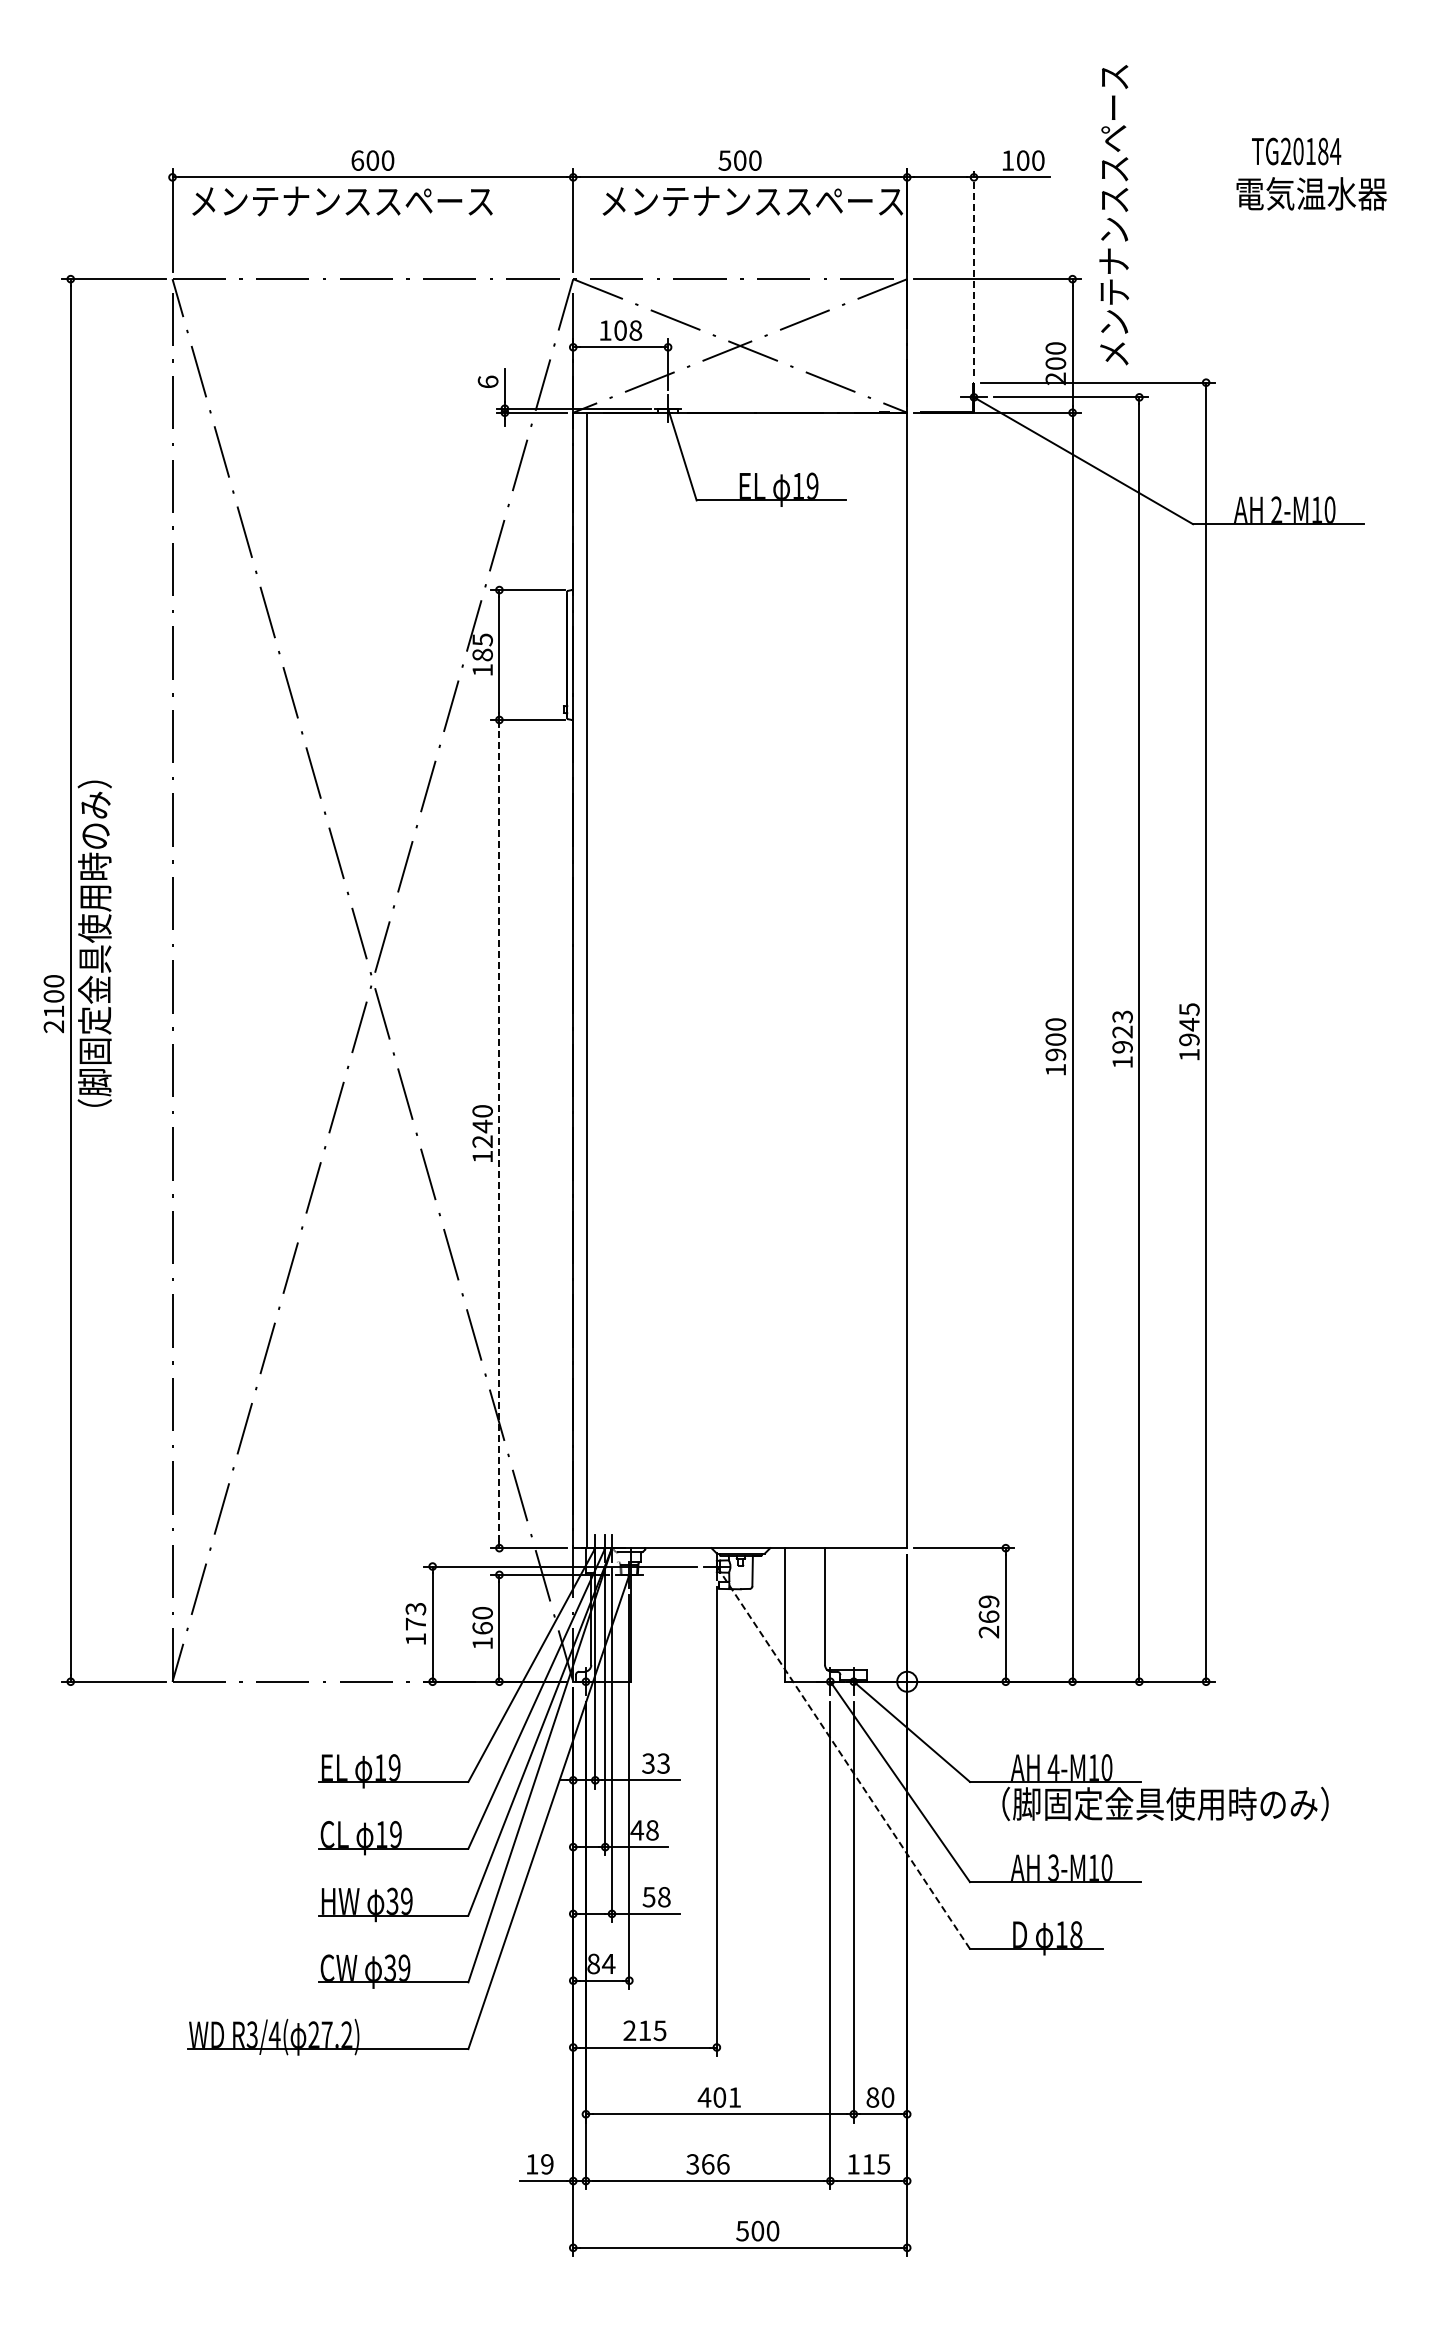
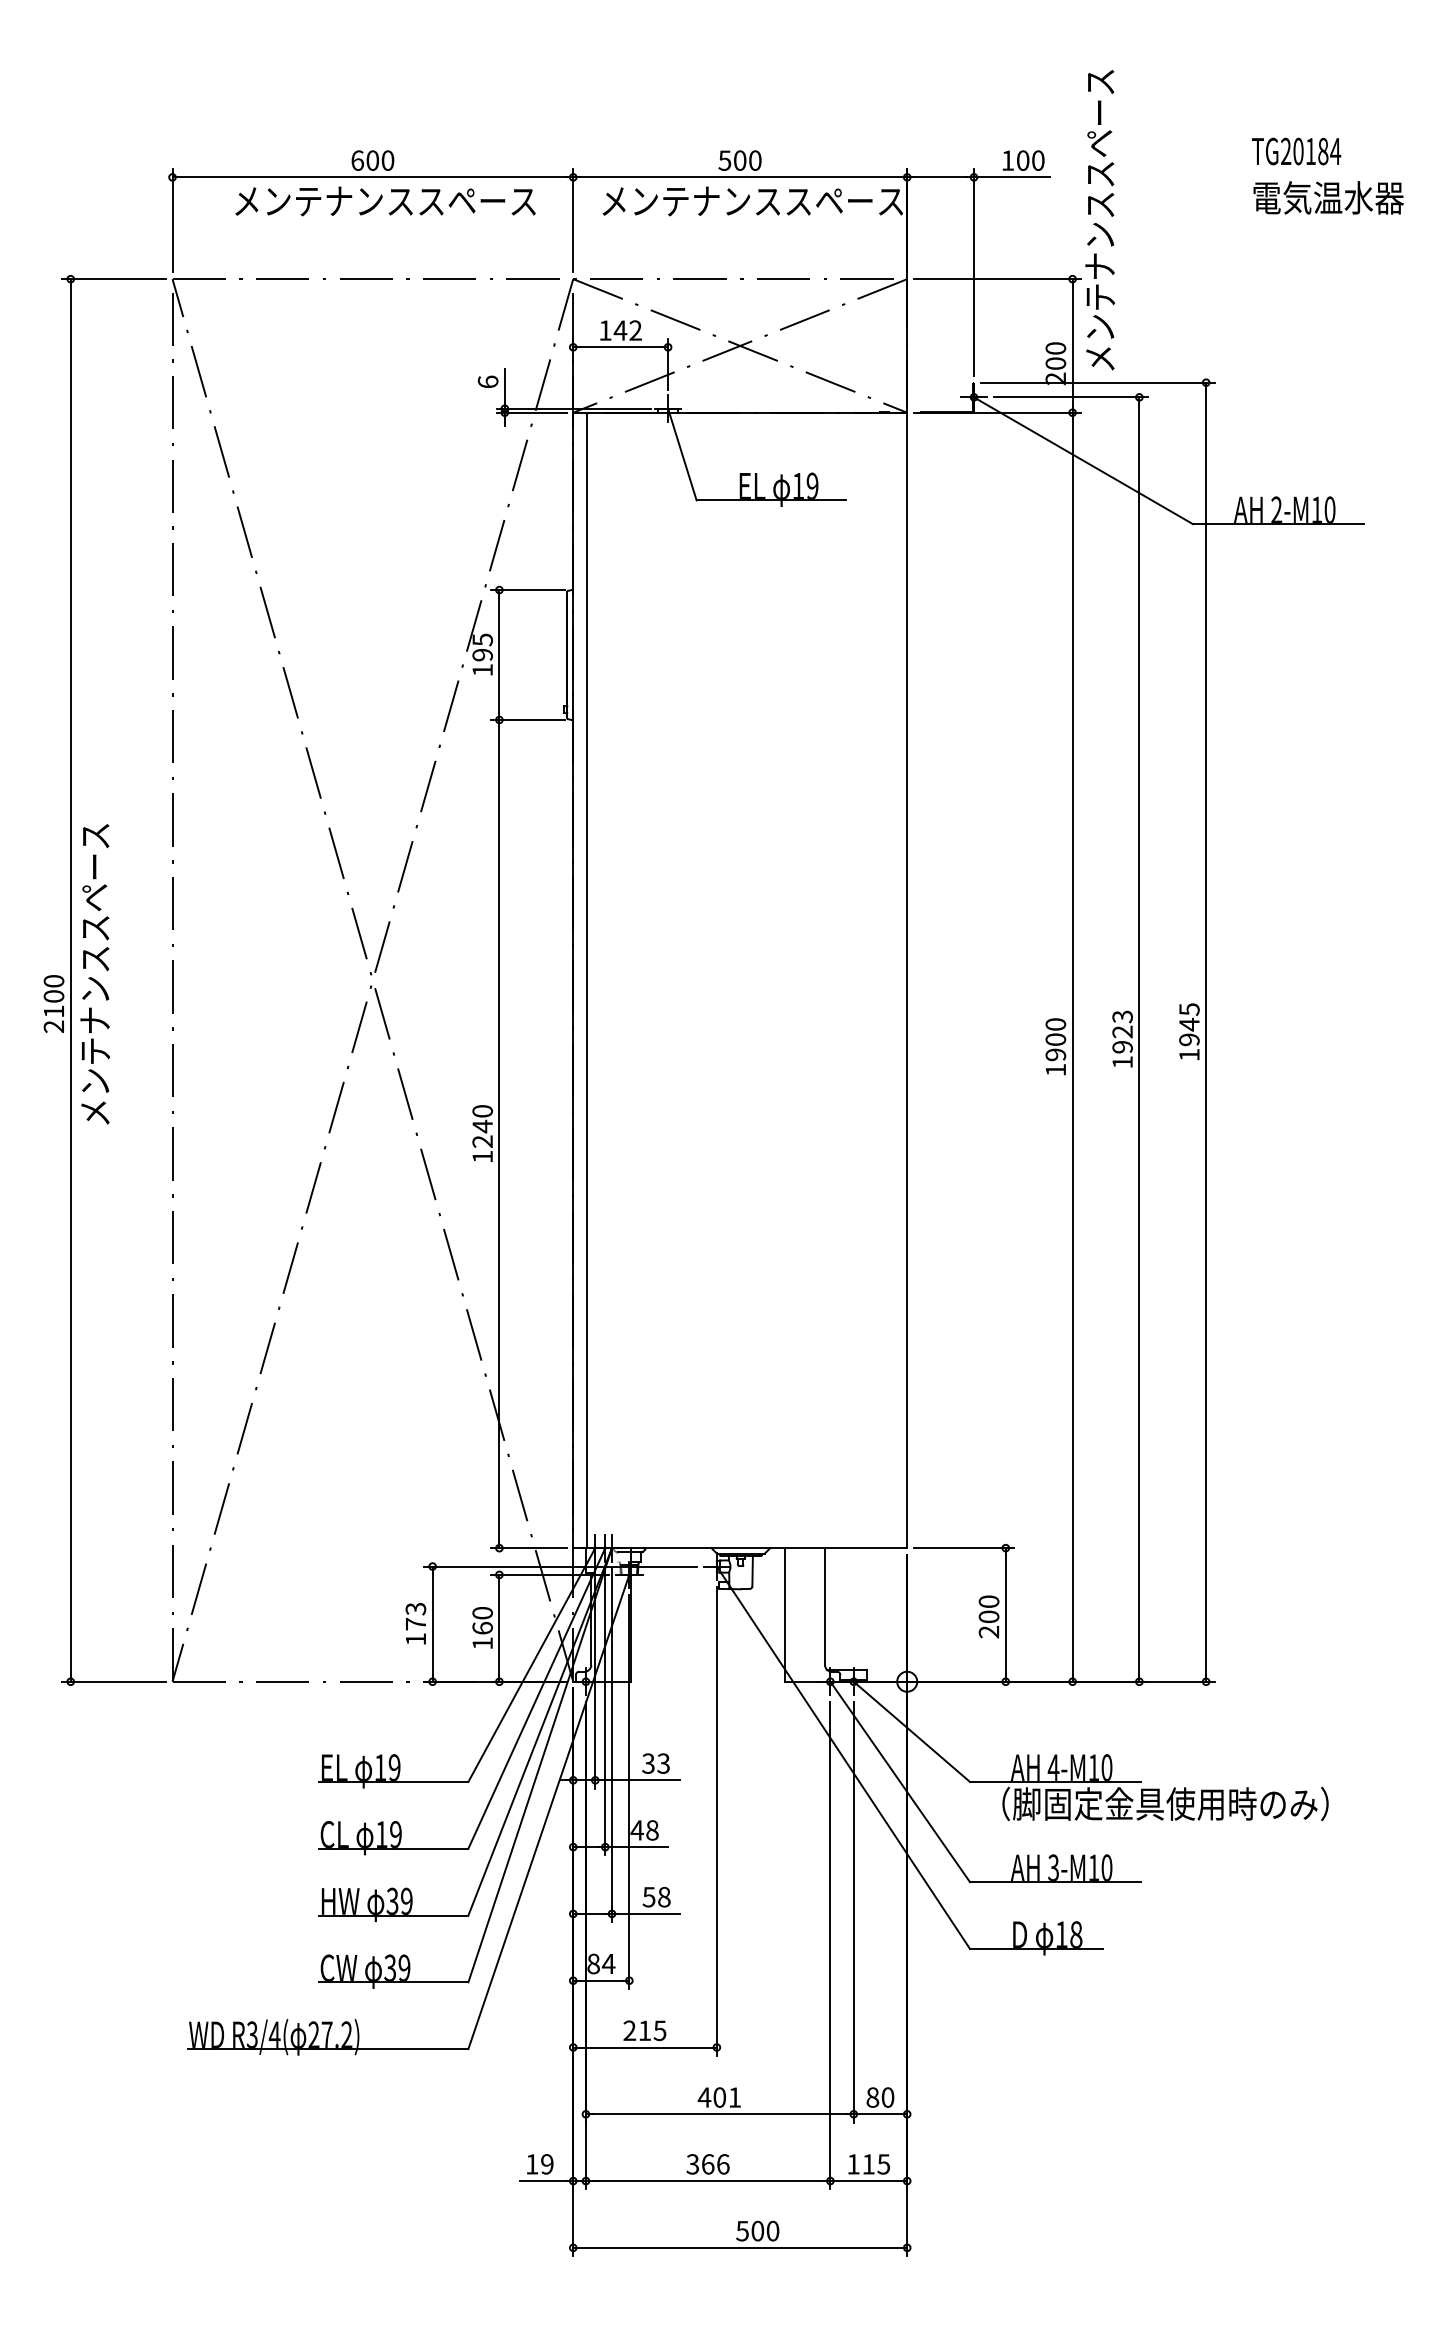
text position: (1311, 193) -> (1328, 197) (1328, 197)
text position: (342, 201) -> (385, 201) (385, 201)
text position: (1114, 215) -> (1100, 220) (1100, 220)
line: dashed -> solid (974, 272)
text: 108 -> 142 (627, 330)
text: 185 -> 195 (482, 654)
text: （脚固定金具使用時のみ） -> メンテナンススペース (94, 952)
line: dashed -> solid (499, 1133)
text: 269 -> 200 (988, 1609)
line: dashed -> solid (843, 1757)
